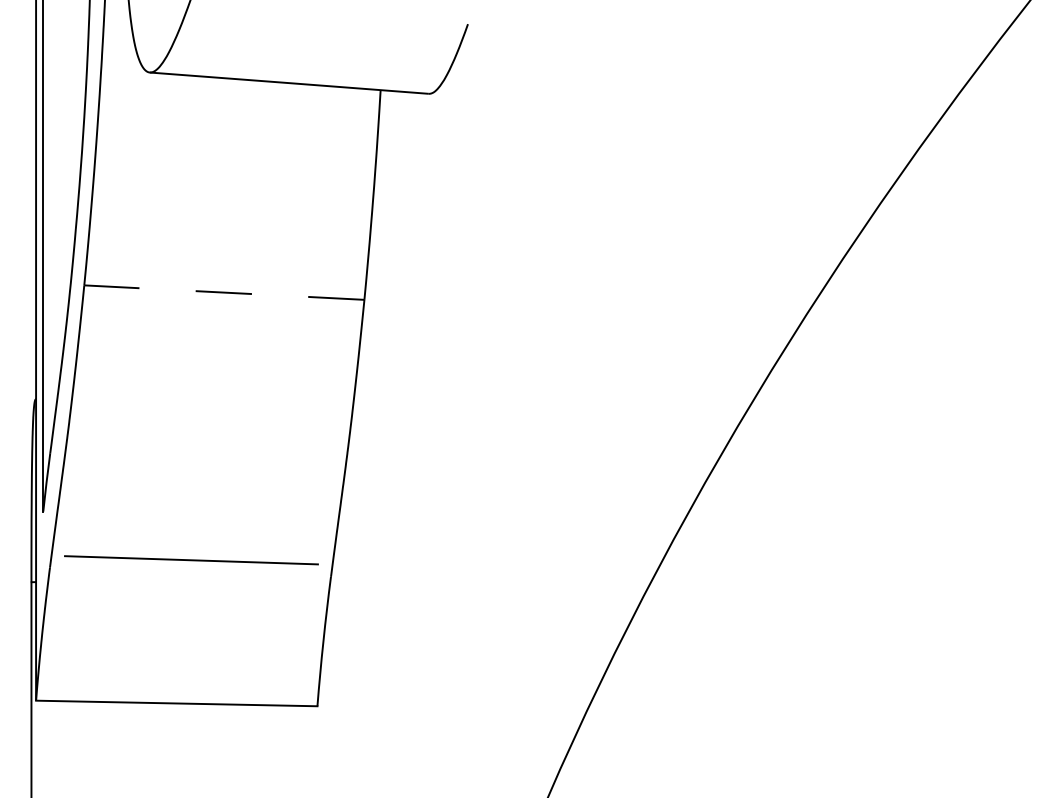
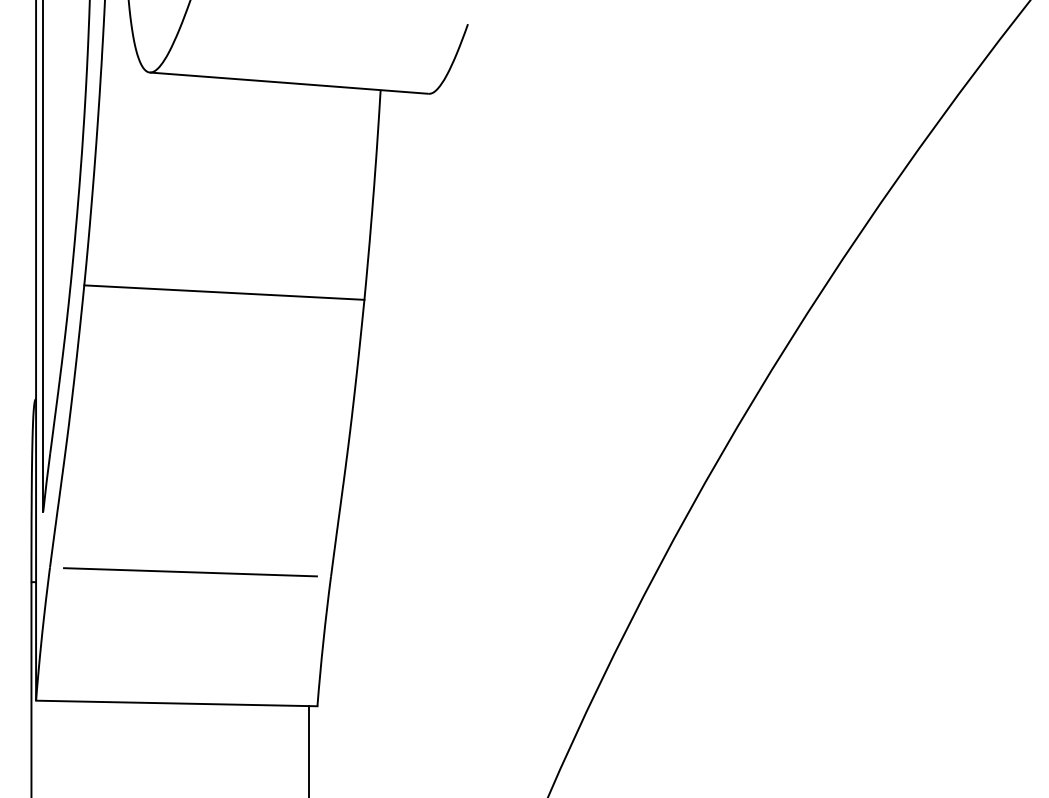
line: dashed -> solid (223, 292)
line position: (191, 560) -> (190, 572) (190, 572)
line: none -> present (309, 750)
